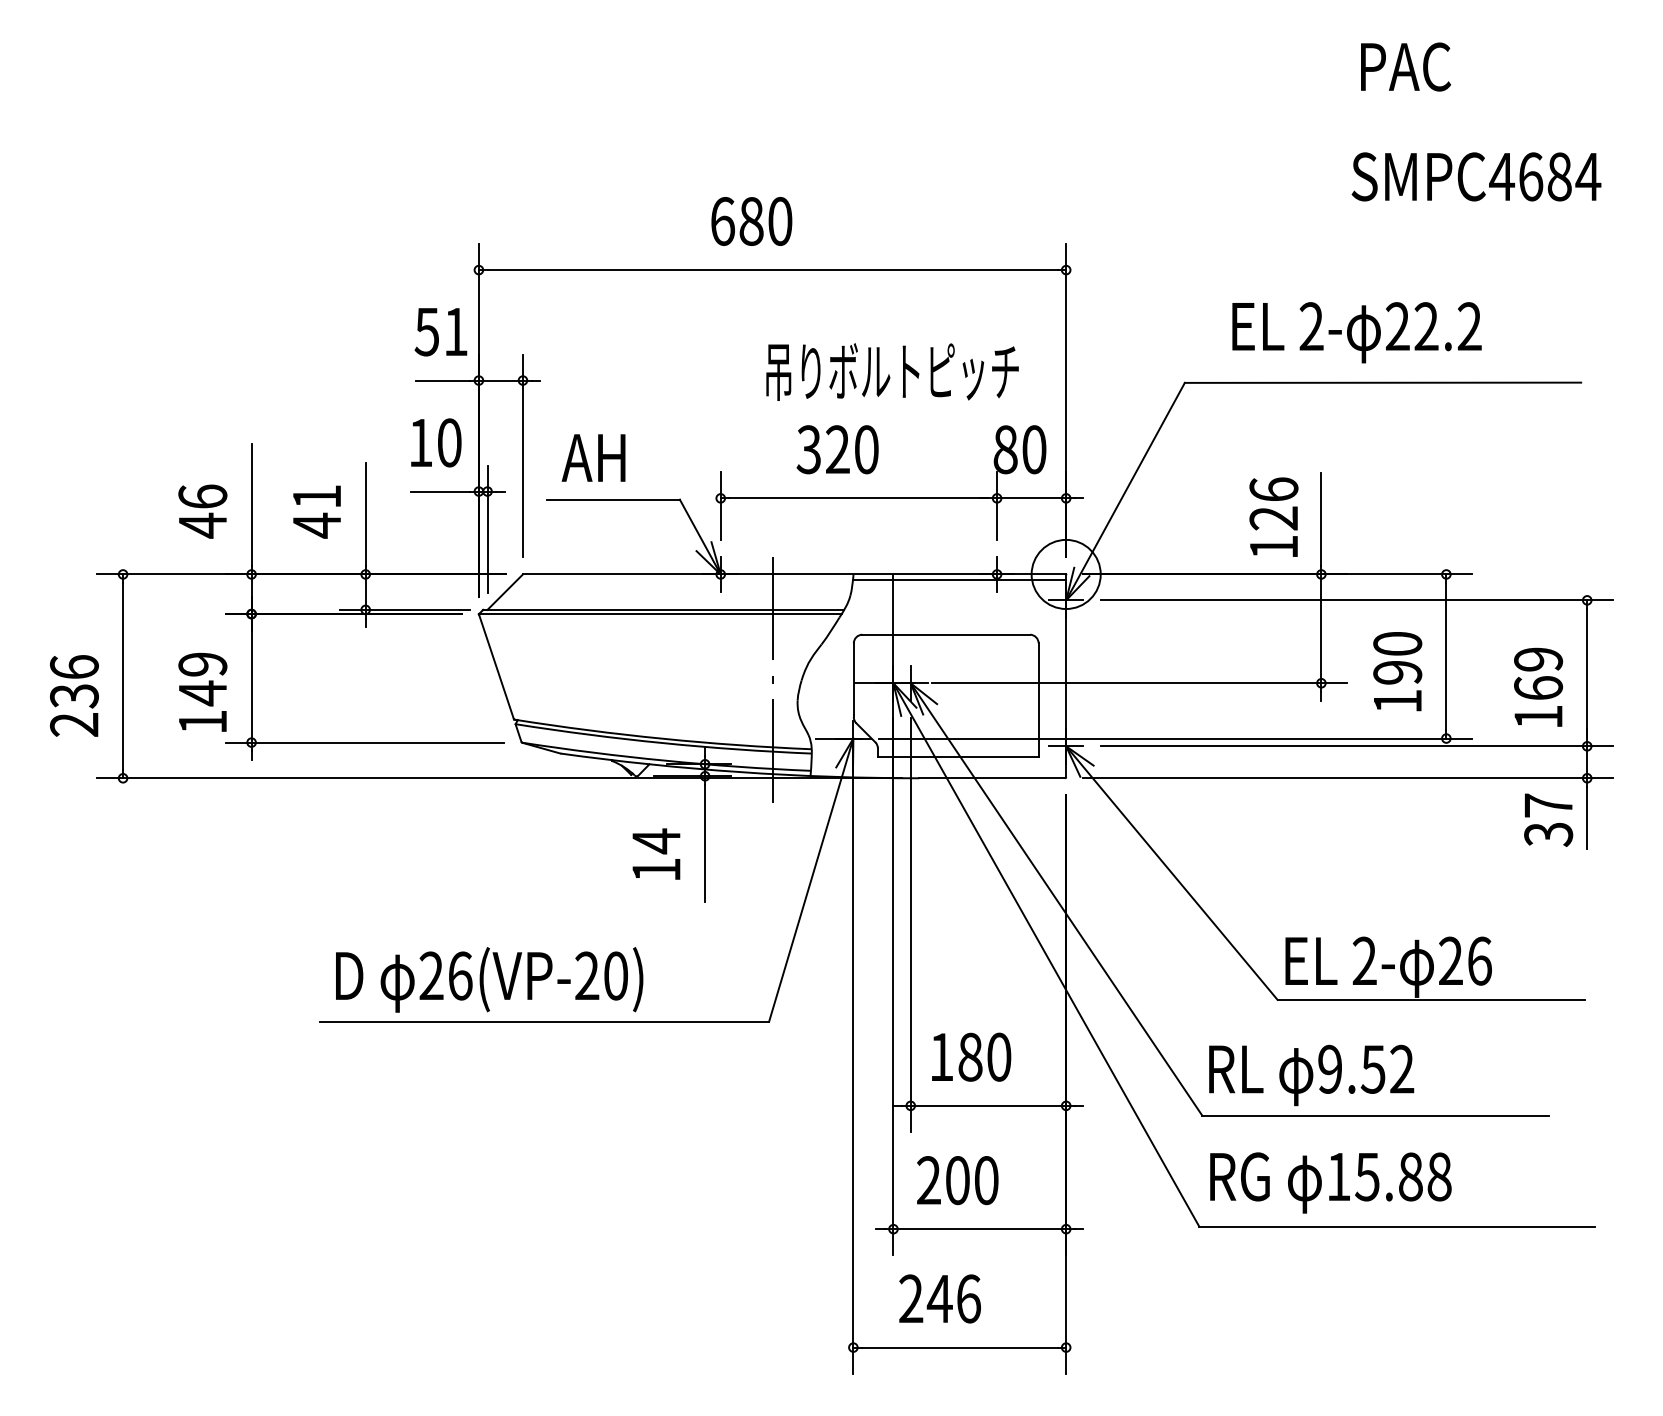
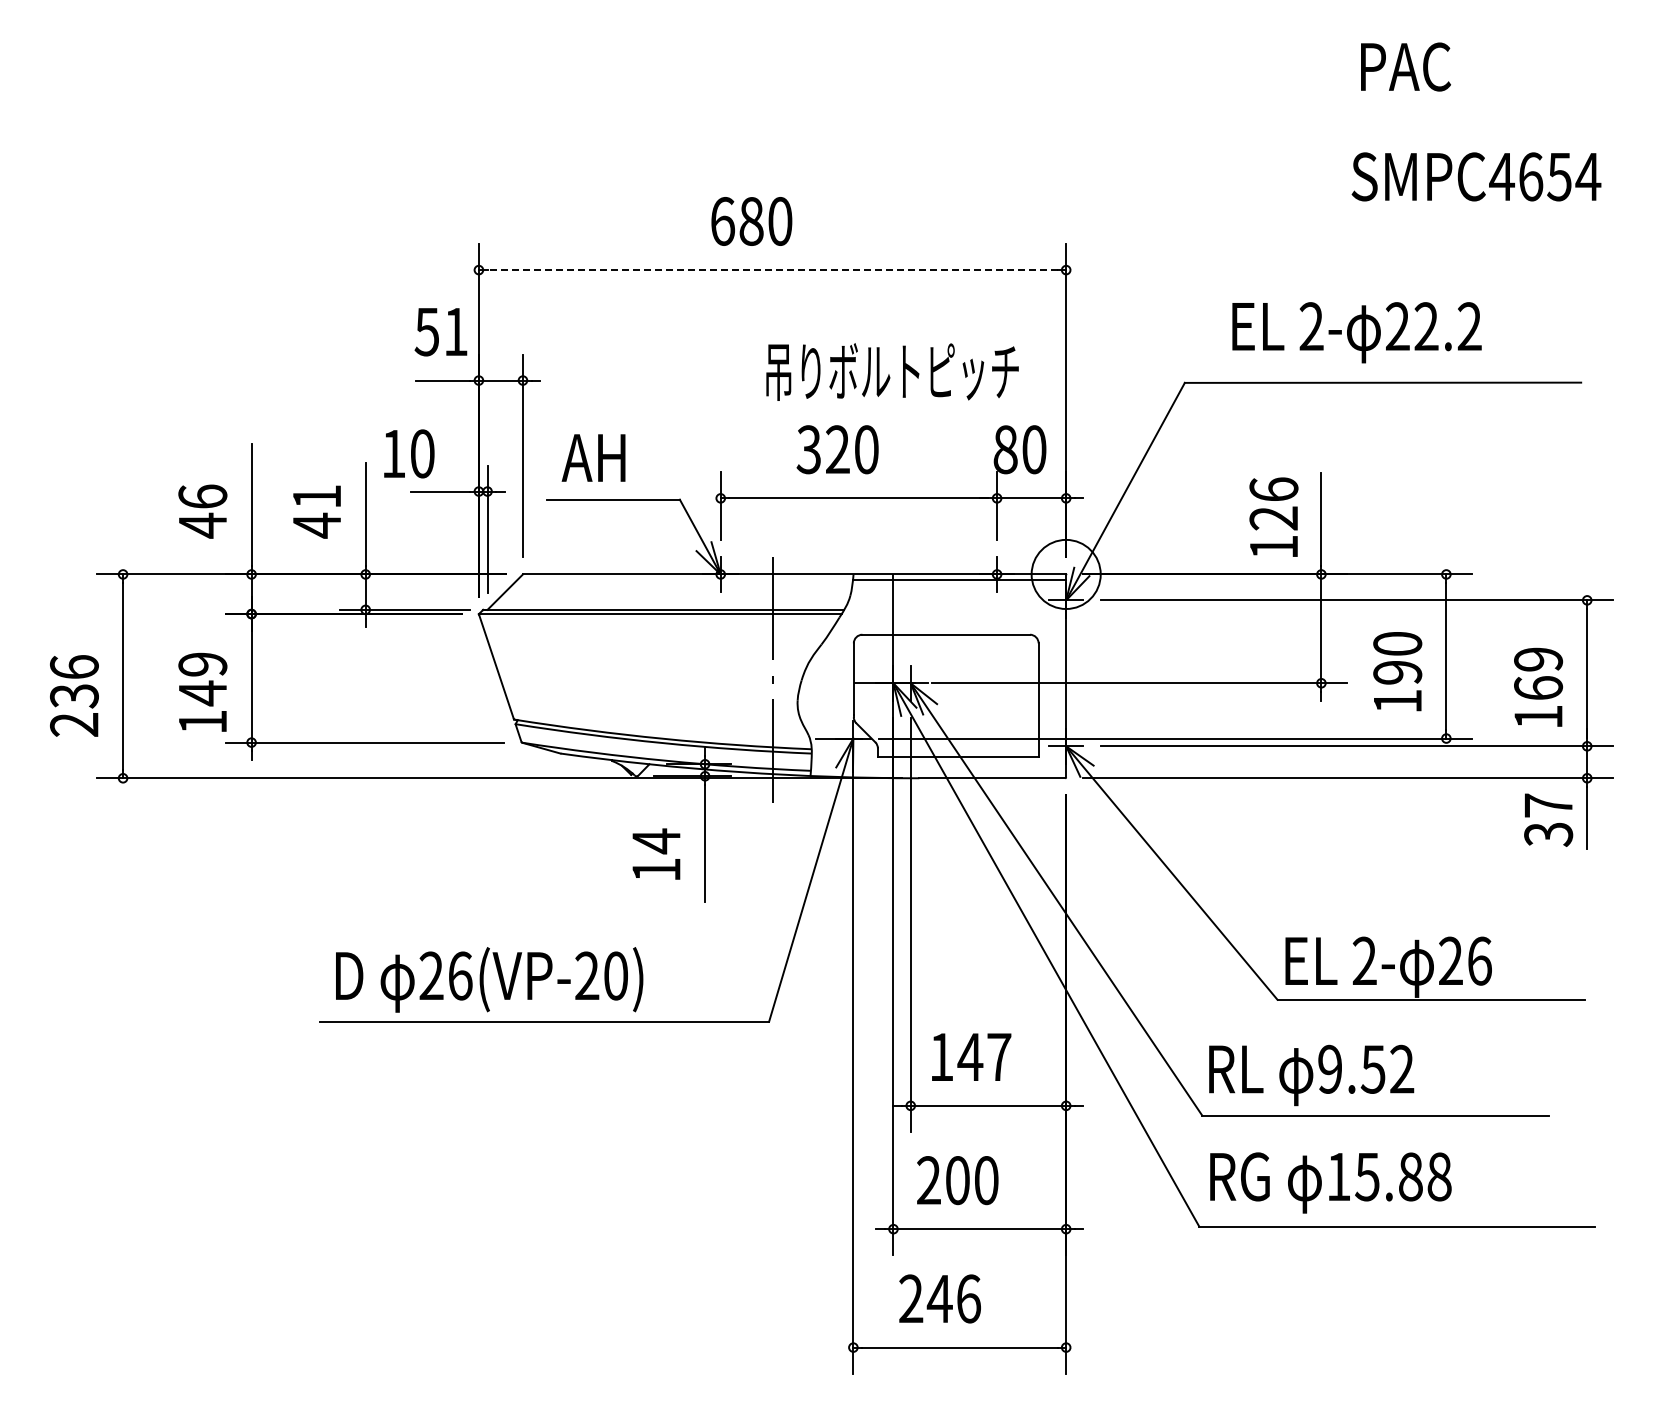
text: SMPC4684 -> SMPC4654 (1559, 176)
line: solid -> dashed (772, 270)
text position: (436, 442) -> (409, 453) (409, 453)
text: 180 -> 147 (984, 1056)
